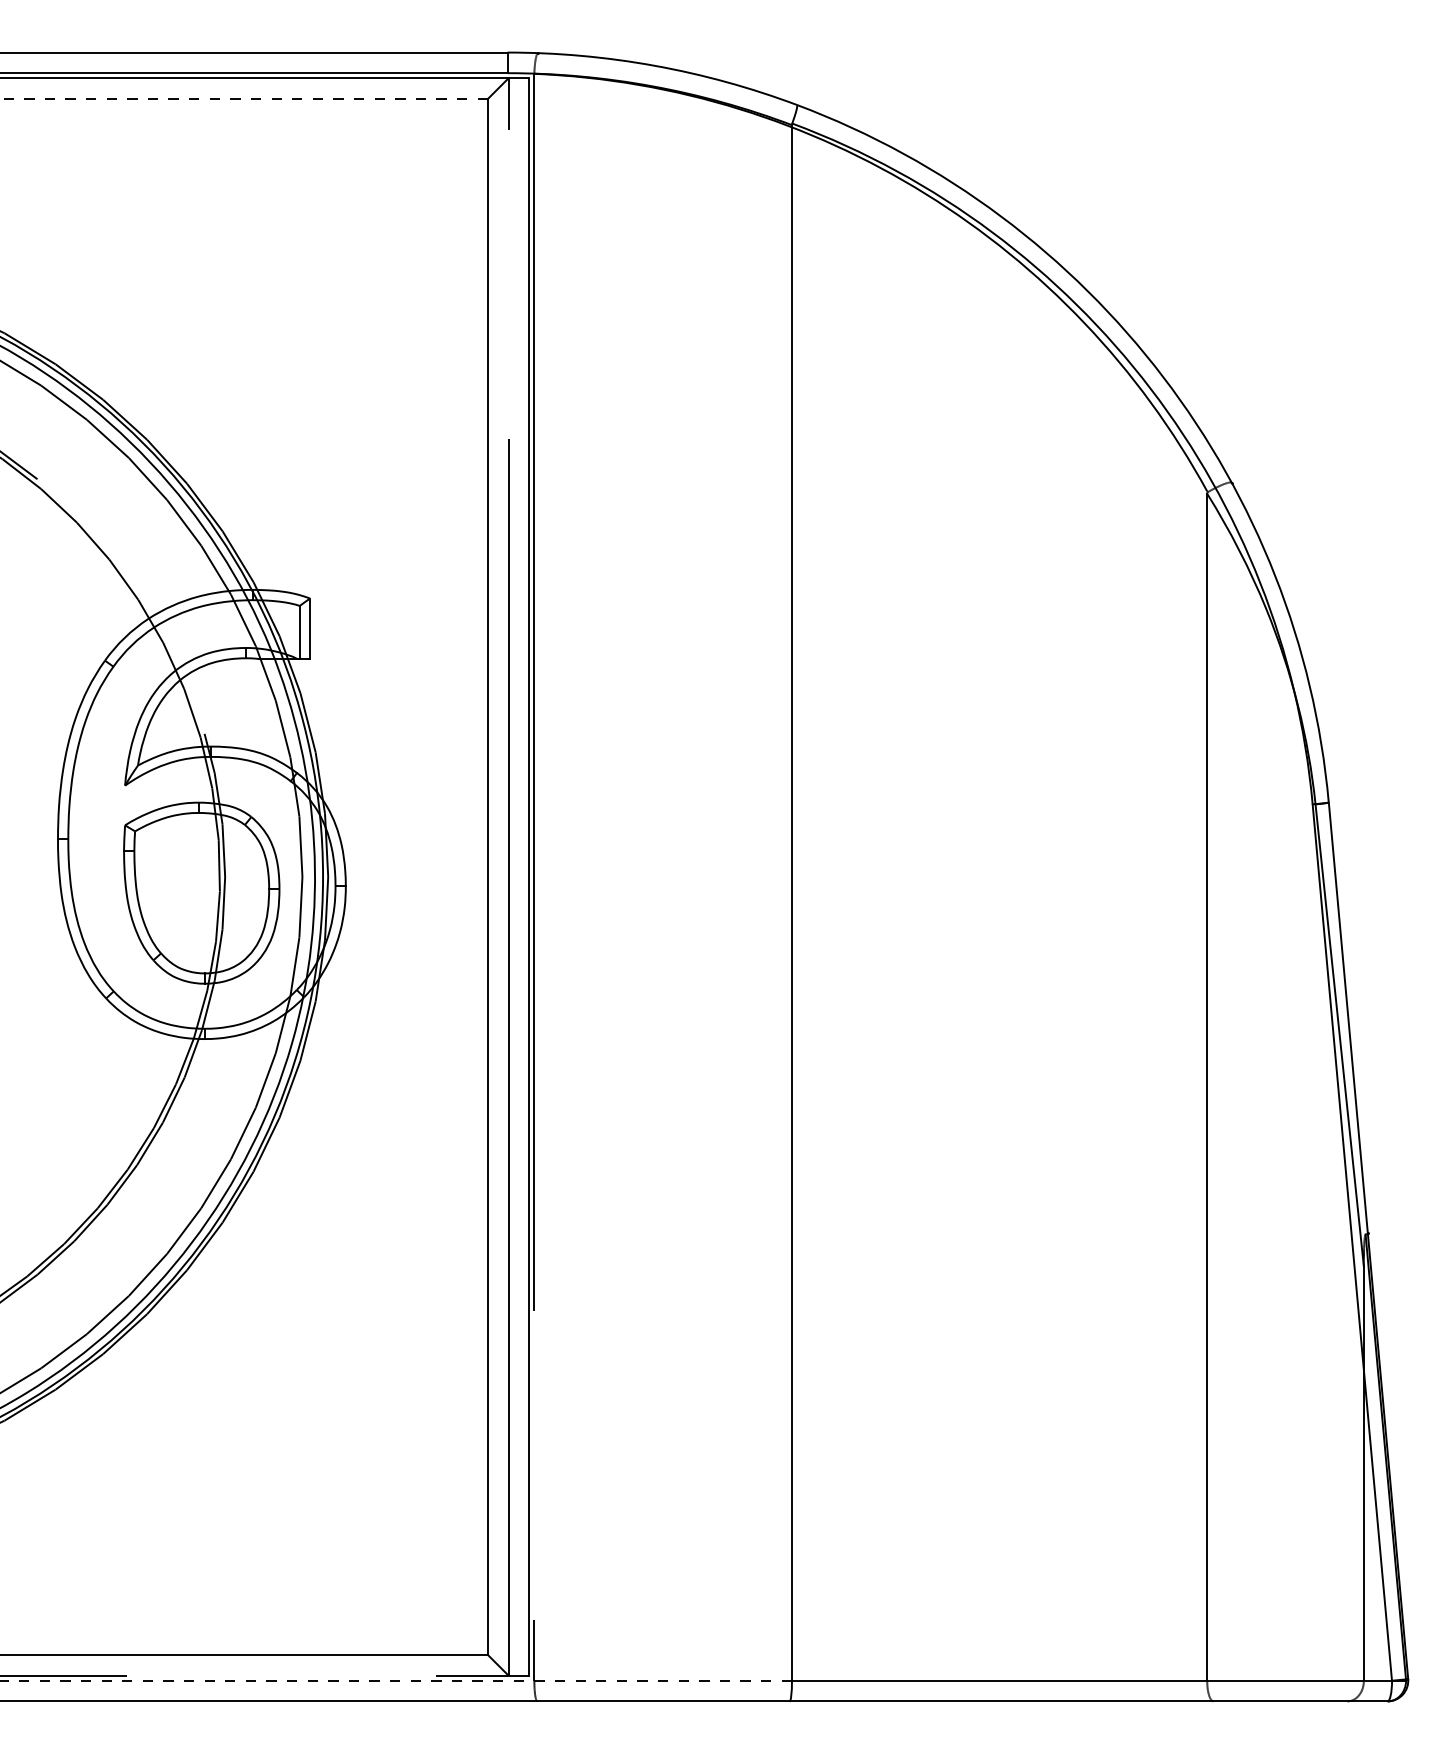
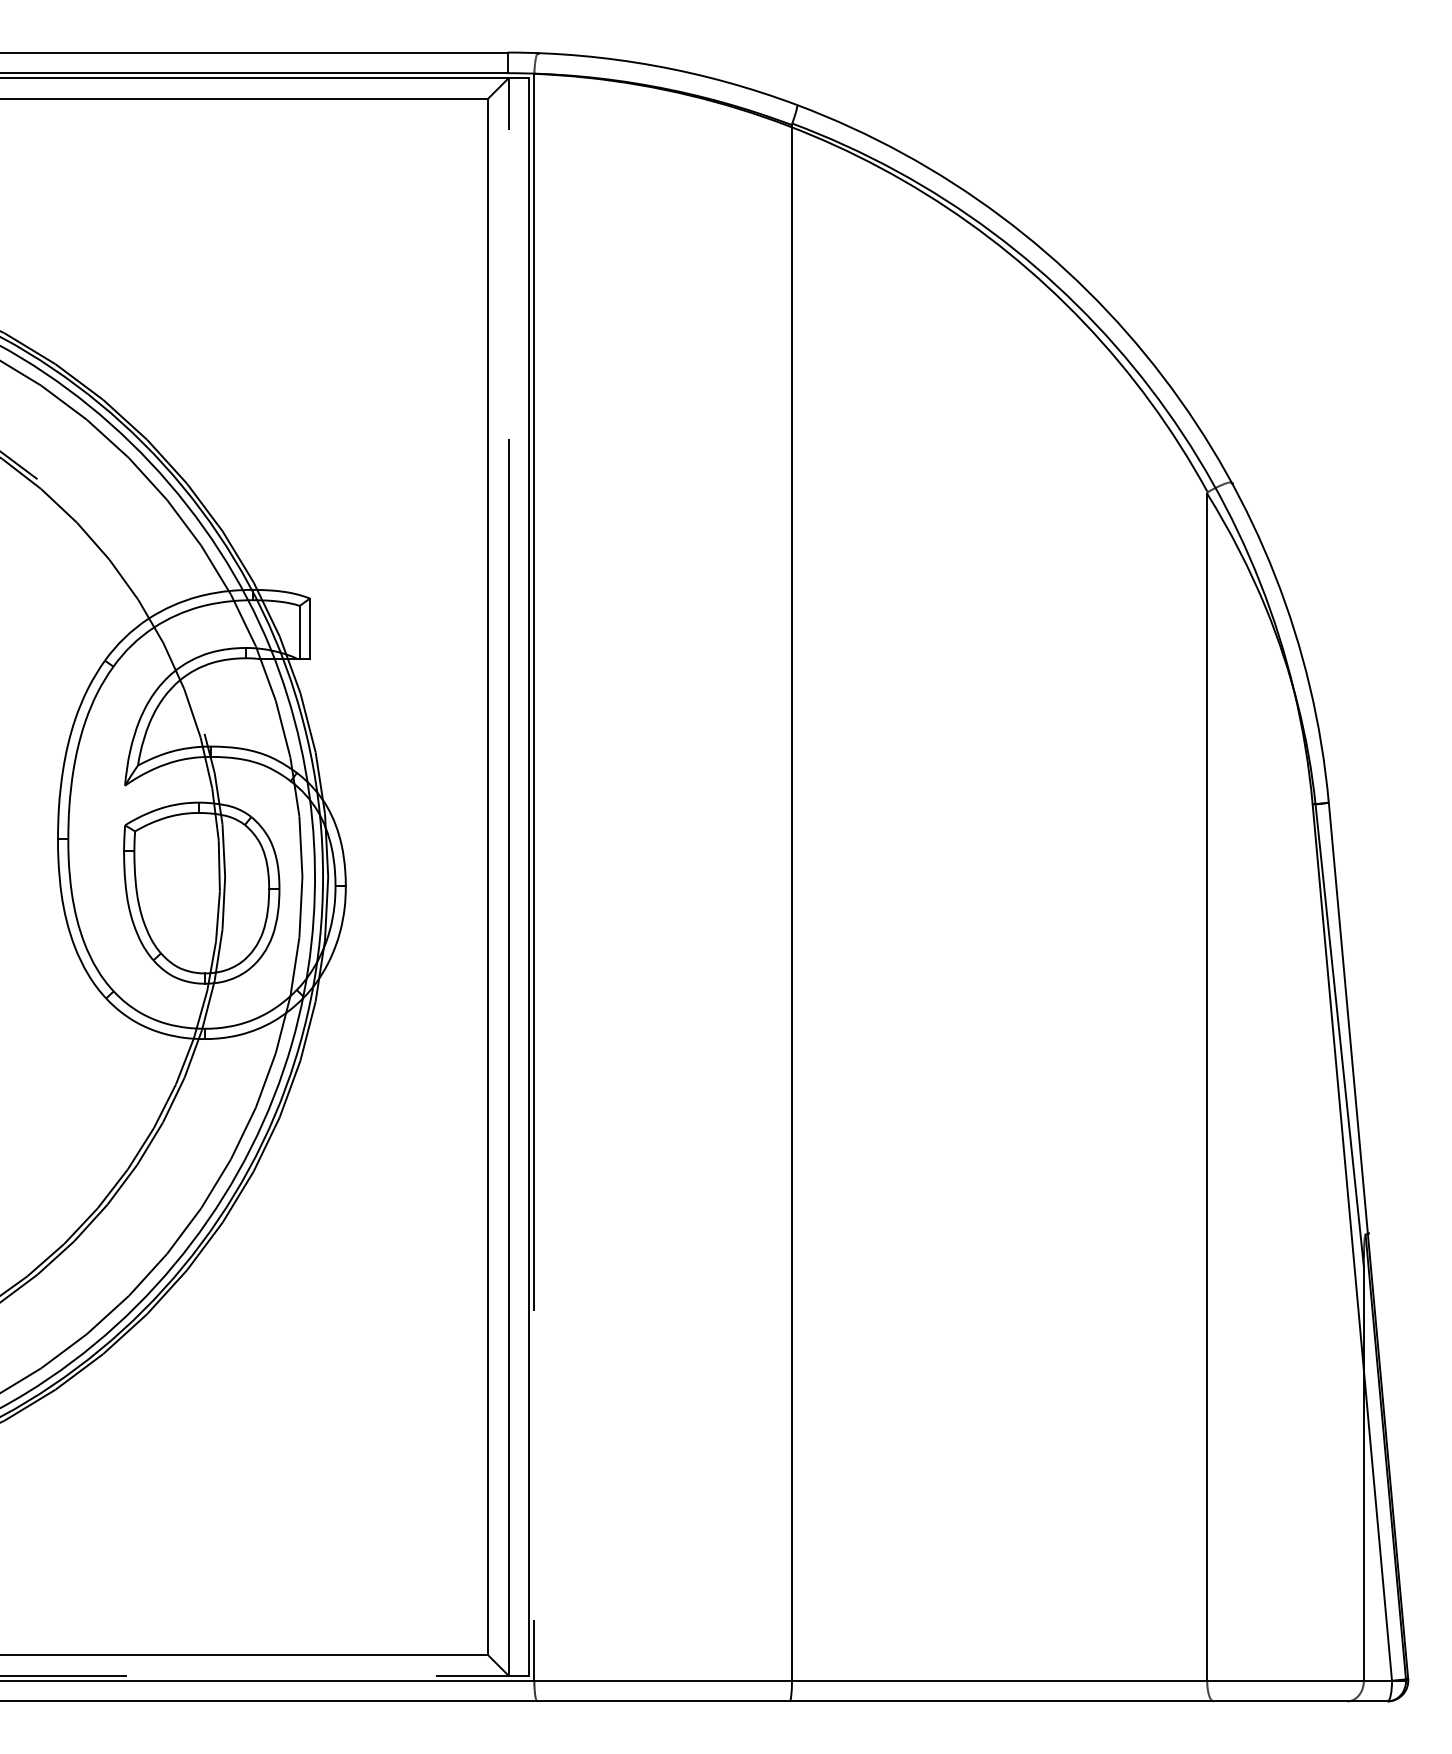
line: dashed -> solid (244, 98)
line: dashed -> solid (395, 1680)
